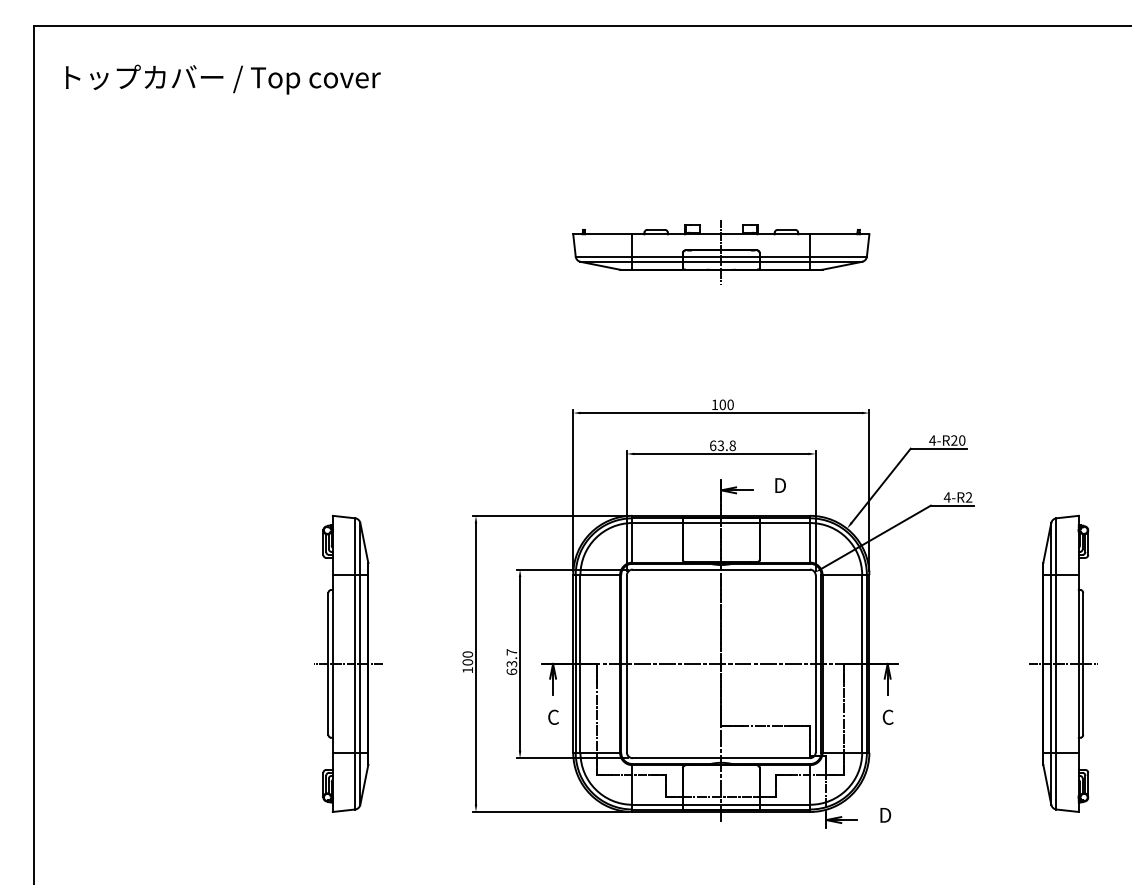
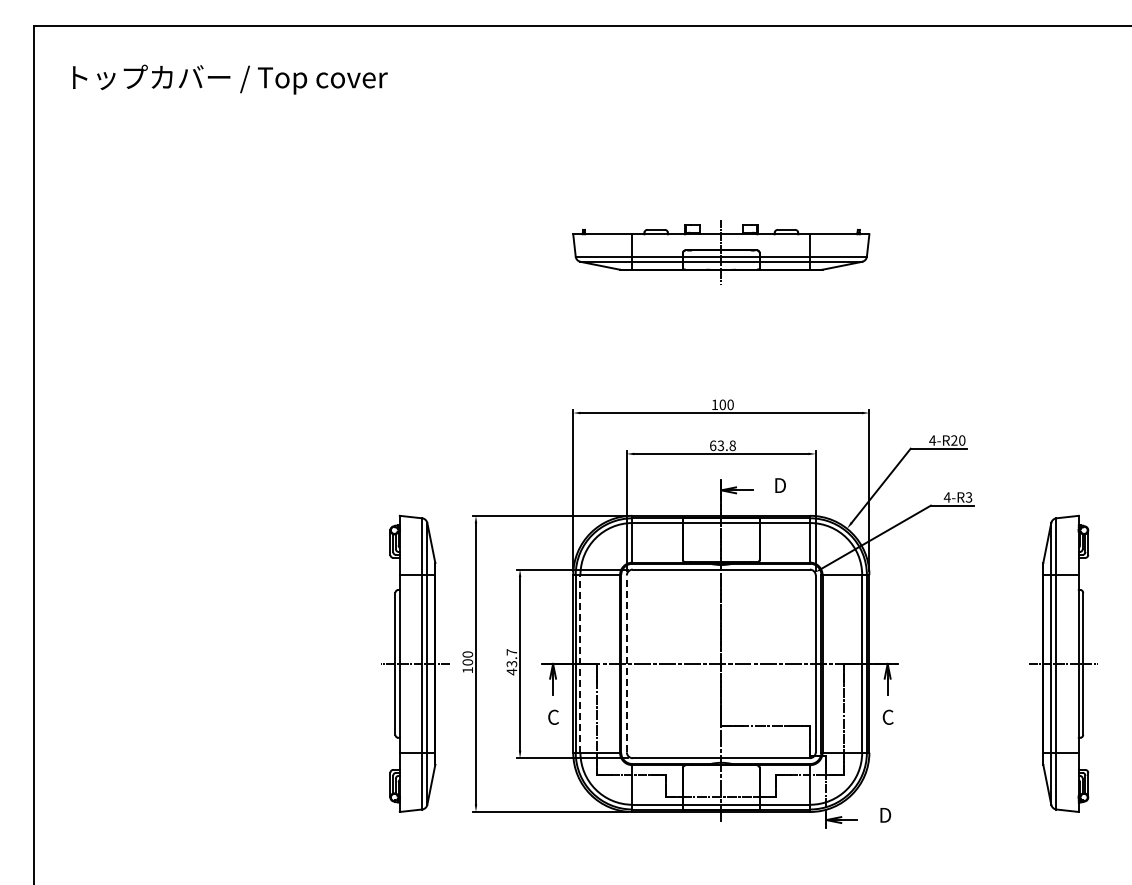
text position: (223, 79) -> (230, 79) (230, 79)
text: 4-R2 -> 4-R3 (968, 497)
part position: (348, 663) -> (415, 663) (415, 663)
line: solid -> dashed (580, 663)
line: solid -> dashed (626, 663)
text: 63.7 -> 43.7 (511, 671)
